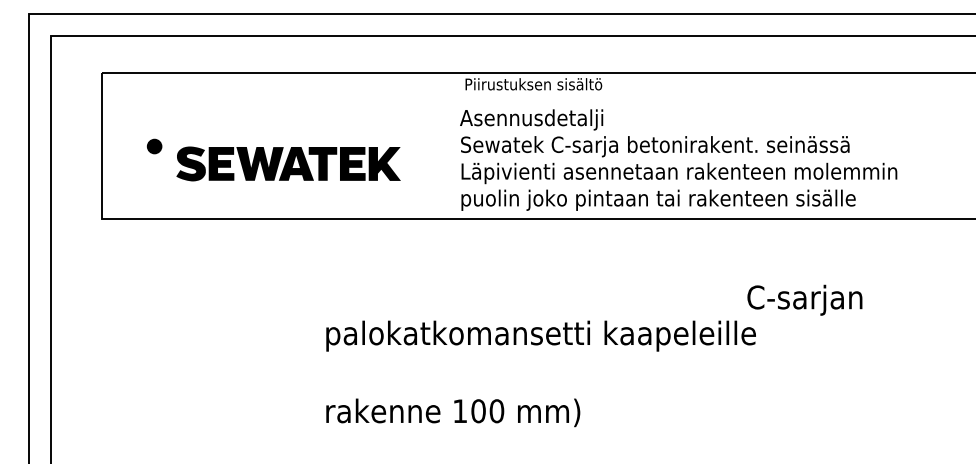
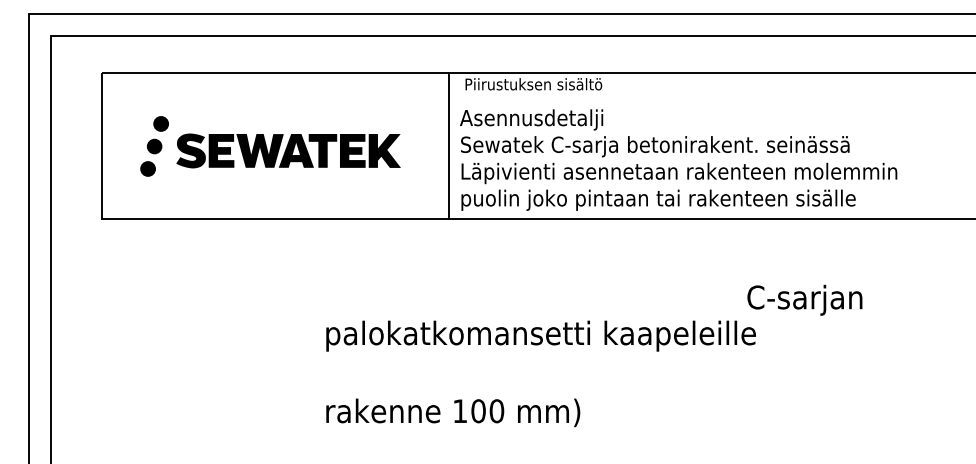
fill: none -> present (161, 123)
line: none -> present (448, 145)
part position: (288, 163) -> (288, 150) (288, 150)
fill: none -> present (147, 168)
